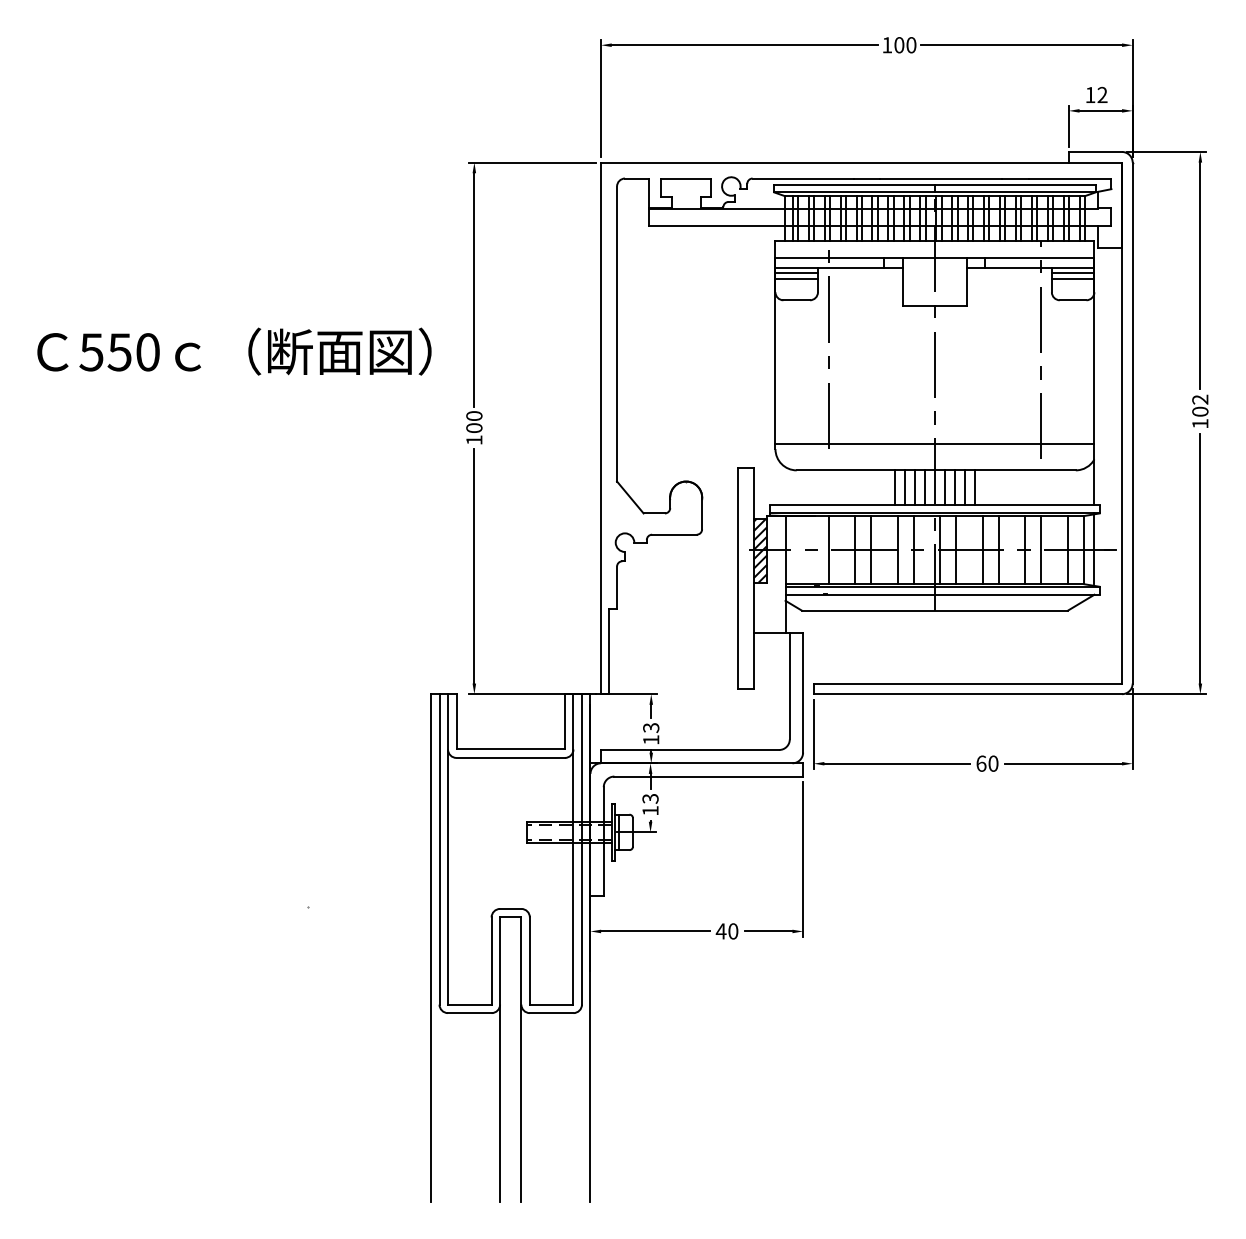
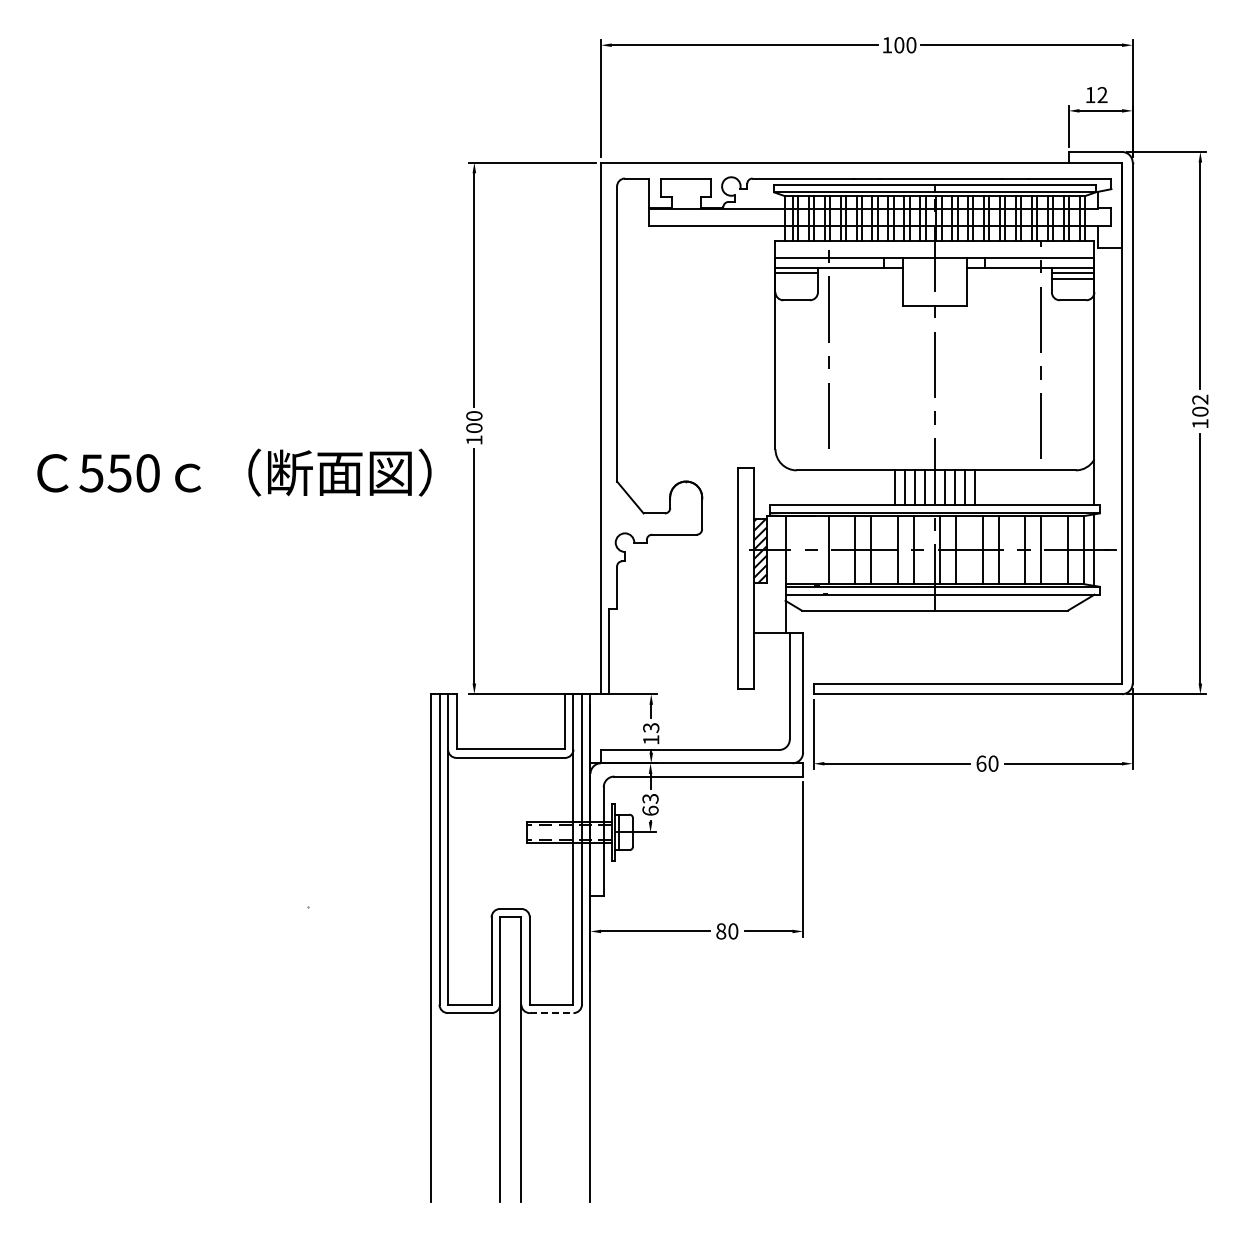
line: present -> none (796, 279)
text position: (234, 351) -> (234, 472) (234, 472)
line: present -> none (934, 443)
text: 13 -> 63 (650, 810)
text: 40 -> 80 (720, 931)
line: solid -> dashed (551, 1013)
